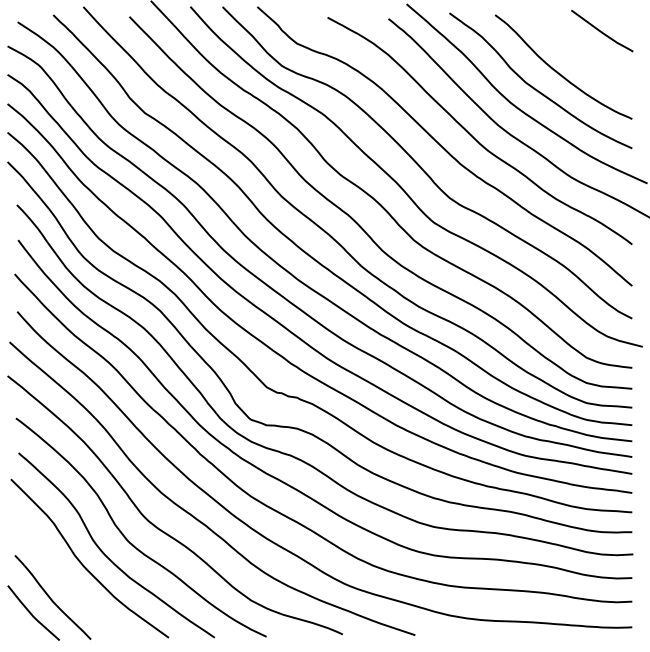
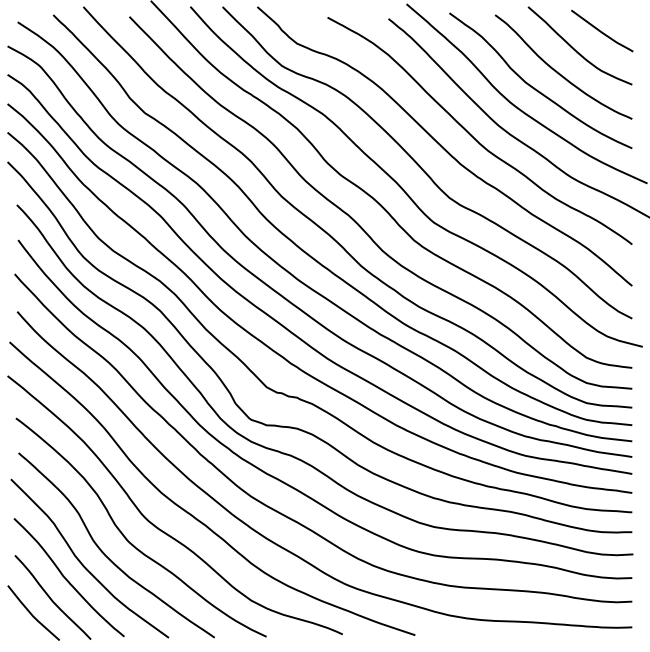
curve: none -> present (575, 49)
curve: none -> present (66, 578)
